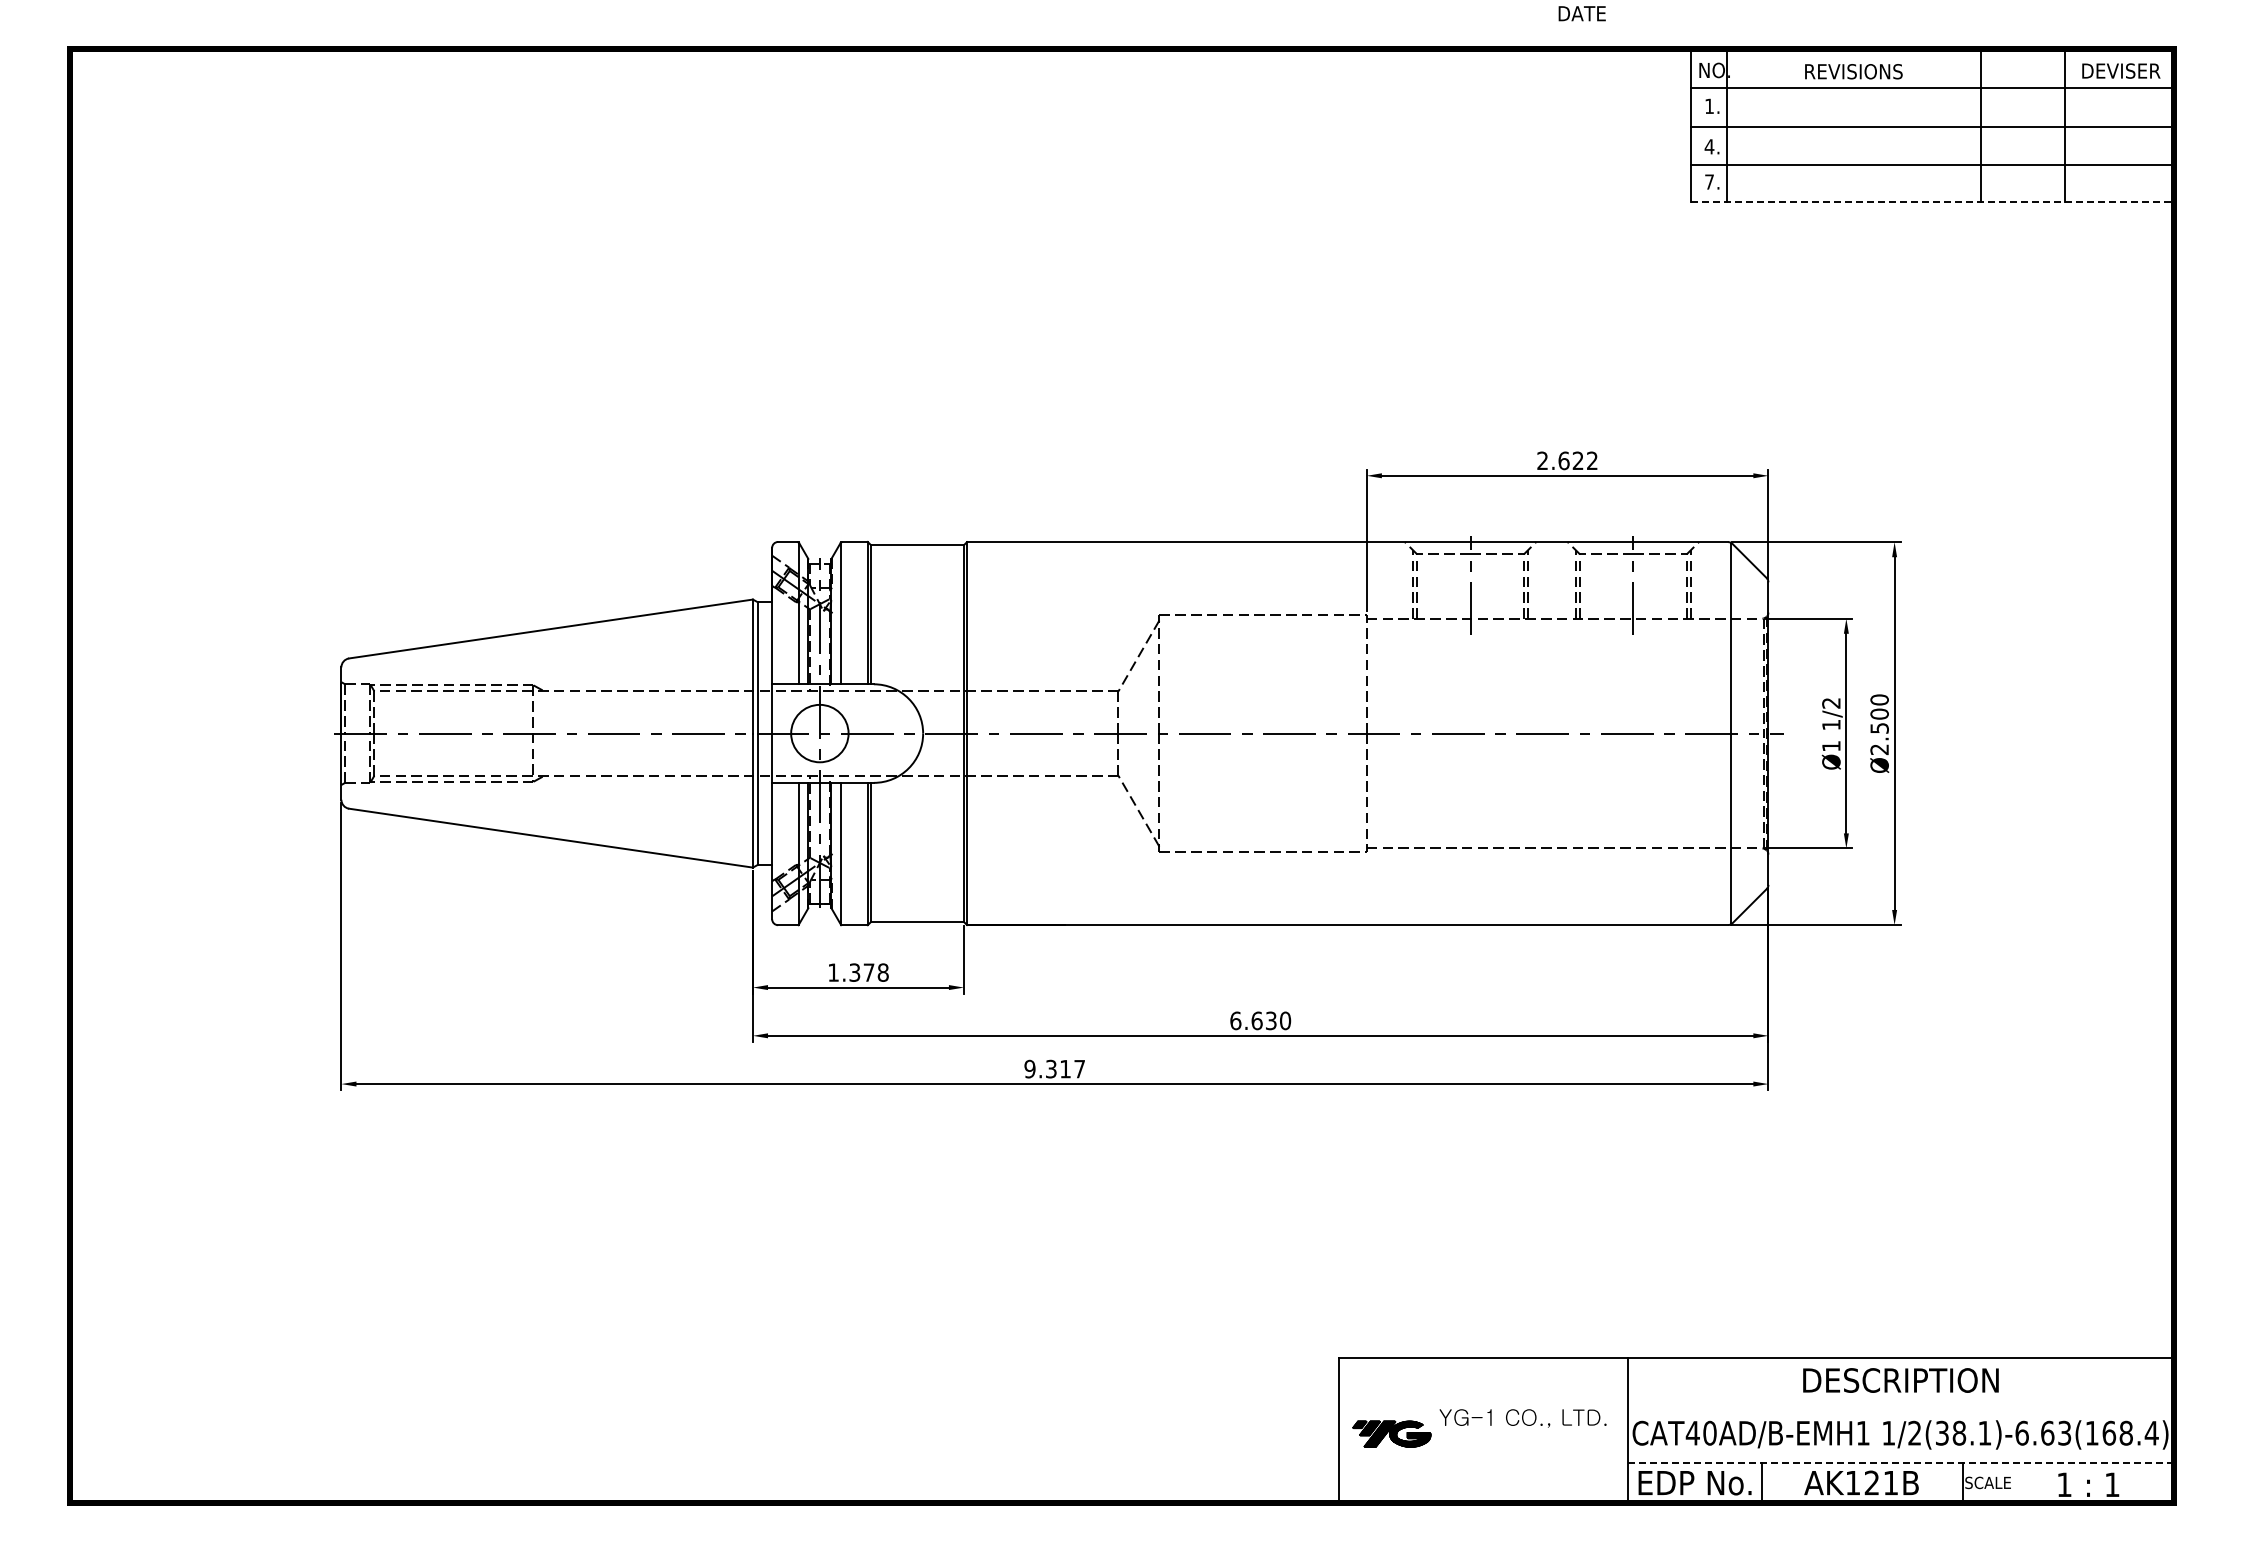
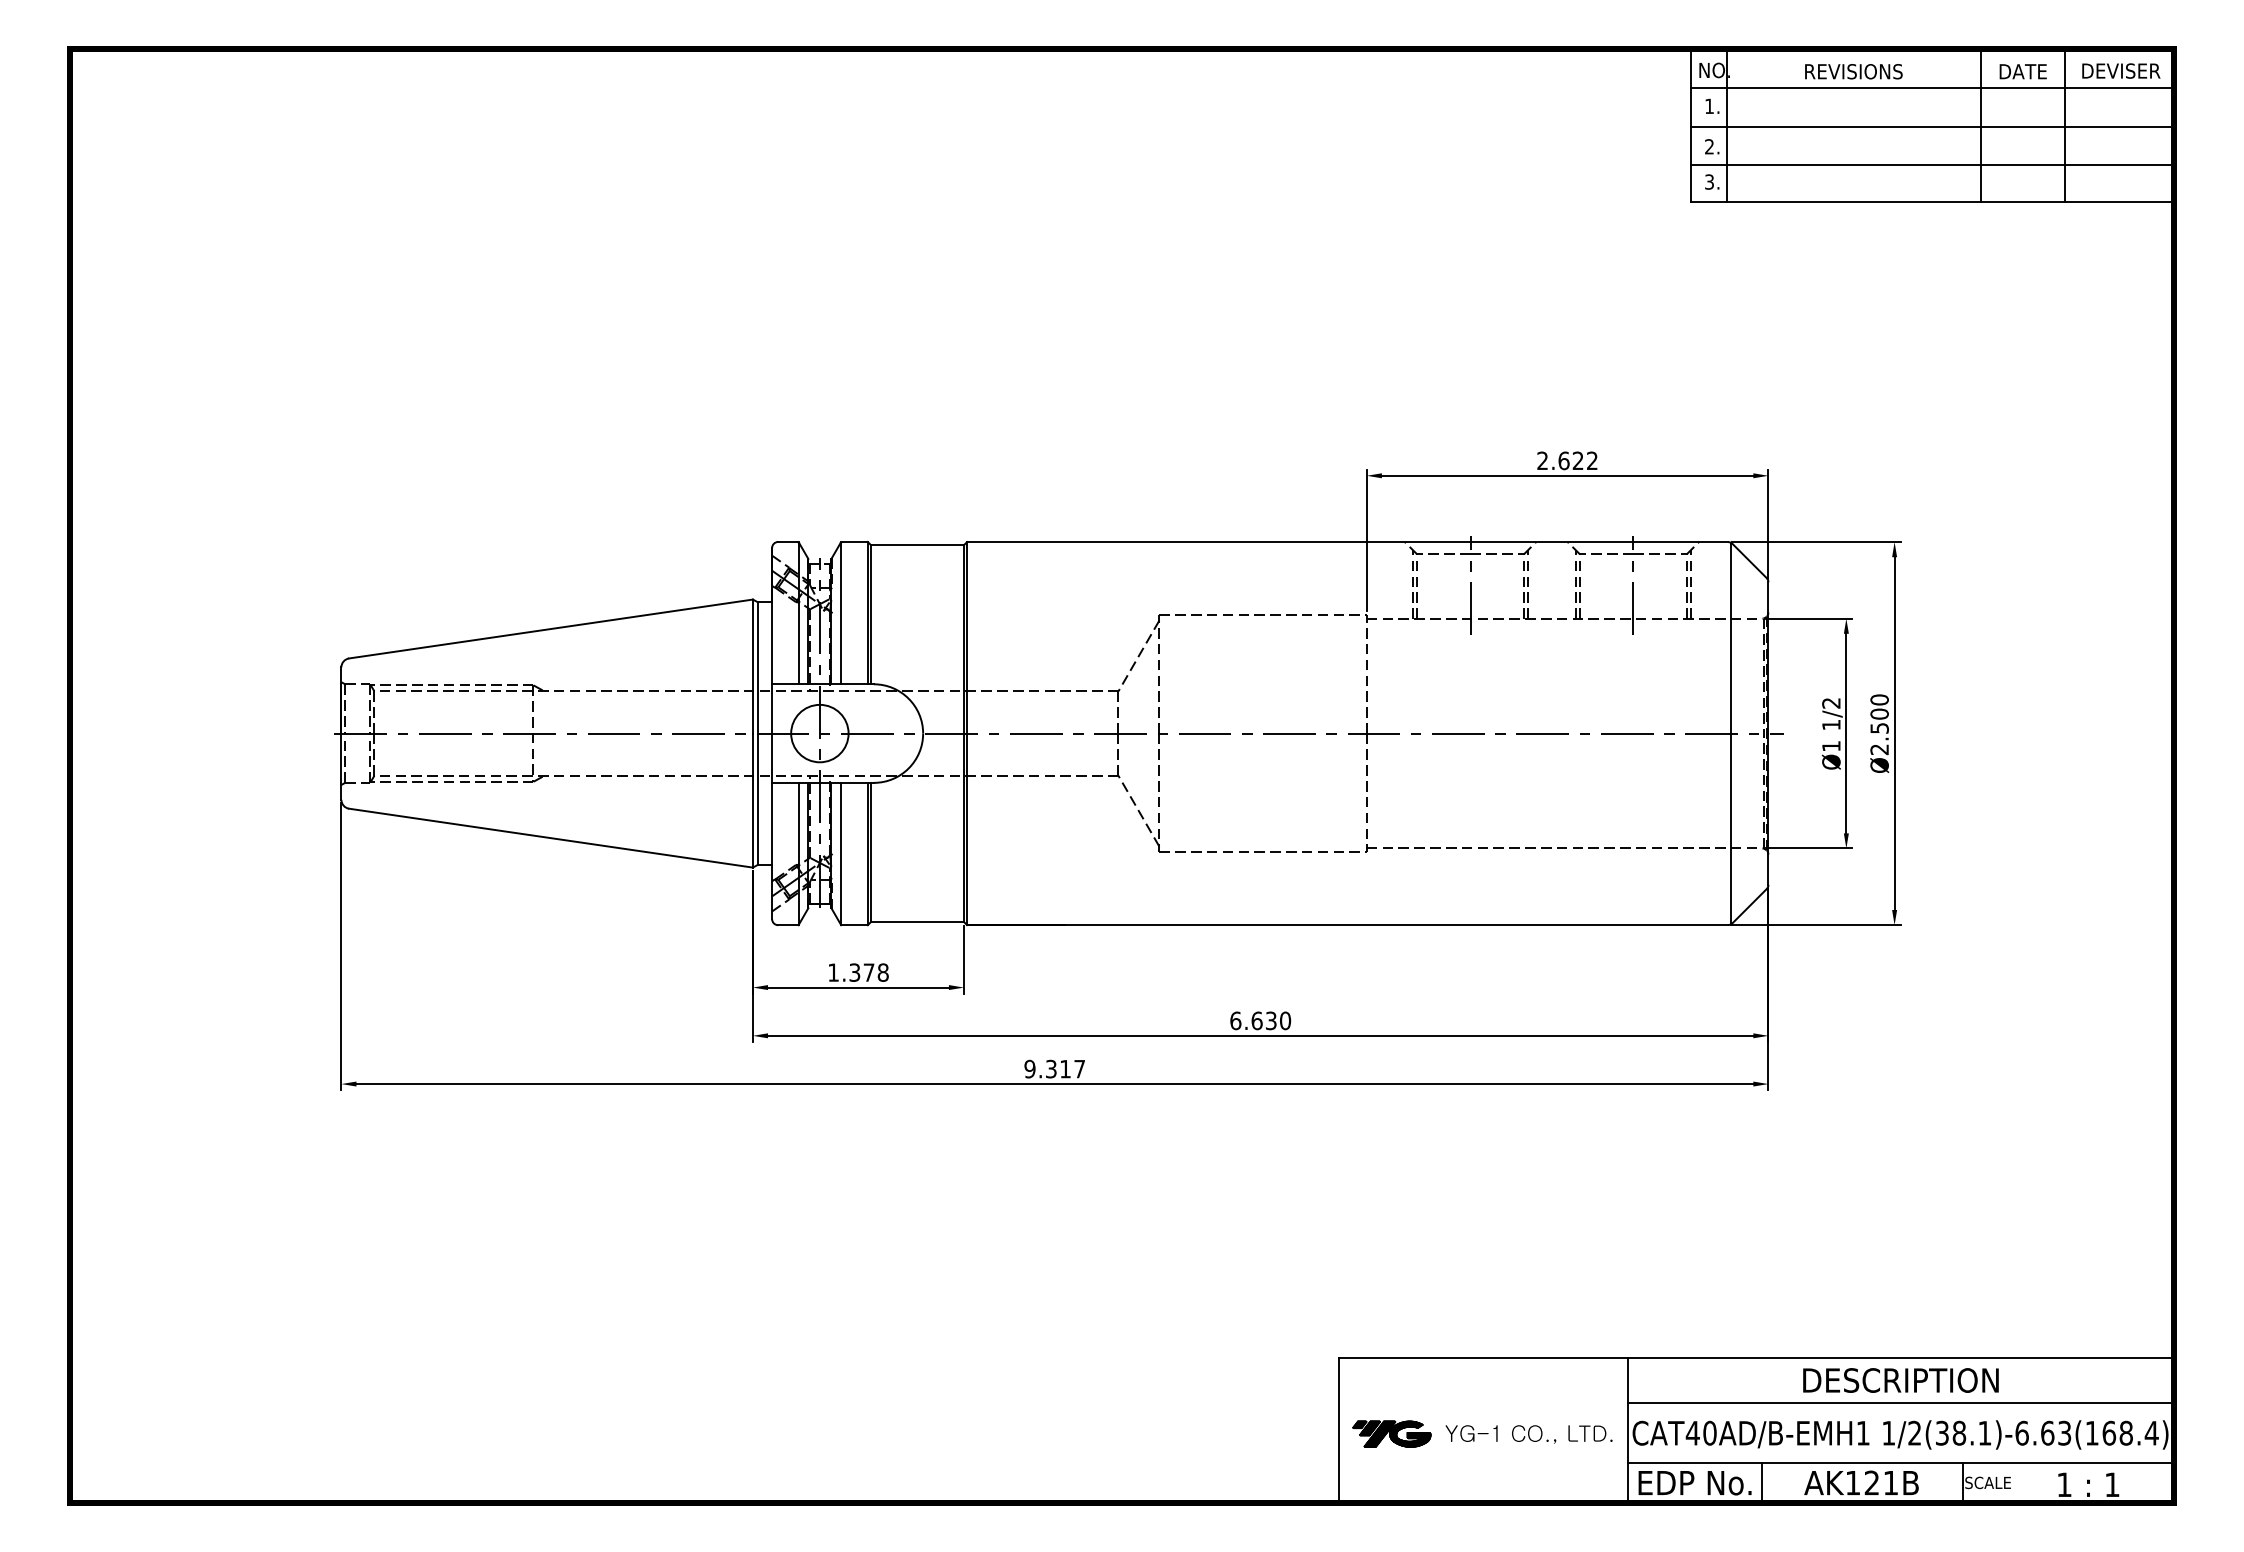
text position: (1581, 13) -> (2022, 71) (2022, 71)
text: 4. -> 2. (1709, 146)
text: 7. -> 3. (1709, 181)
line: dashed -> solid (1932, 202)
line: none -> present (1900, 1403)
text position: (1522, 1418) -> (1528, 1434) (1528, 1434)
line: dashed -> solid (1900, 1463)
